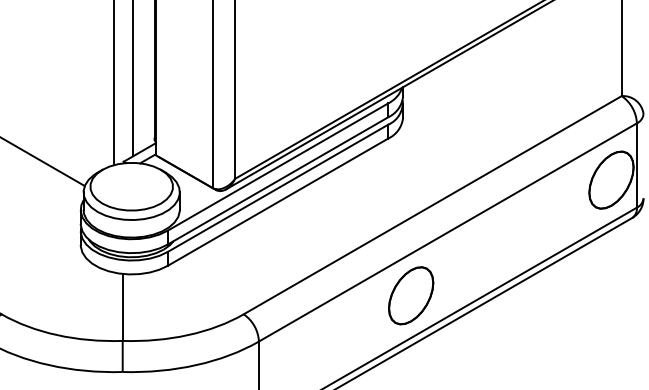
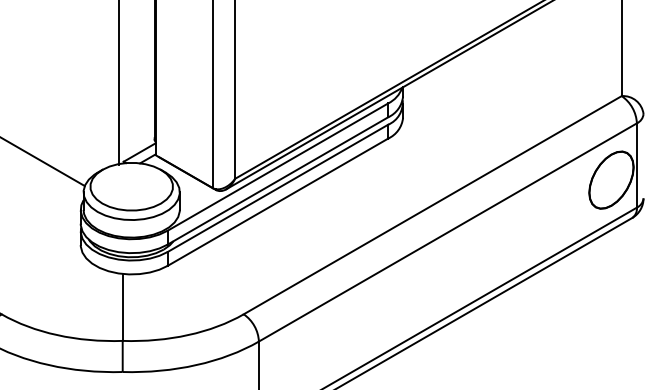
line: present -> none (133, 79)
line position: (114, 83) -> (119, 83) (119, 83)
part: present -> none (411, 295)
